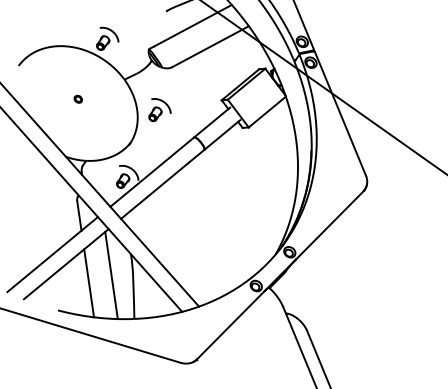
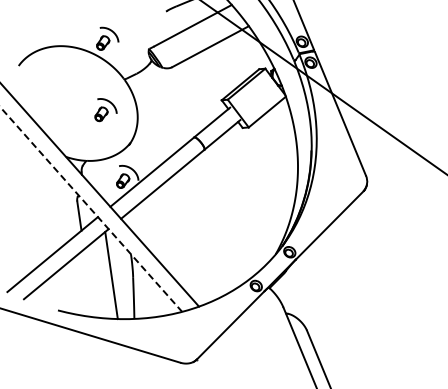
part: present -> none (77, 98)
part position: (159, 110) -> (105, 110) (105, 110)
line: solid -> dashed (91, 209)
line: present -> none (89, 283)
